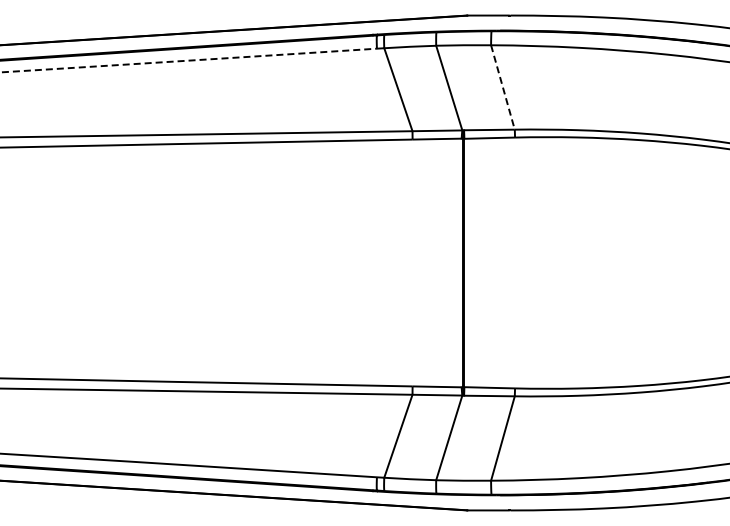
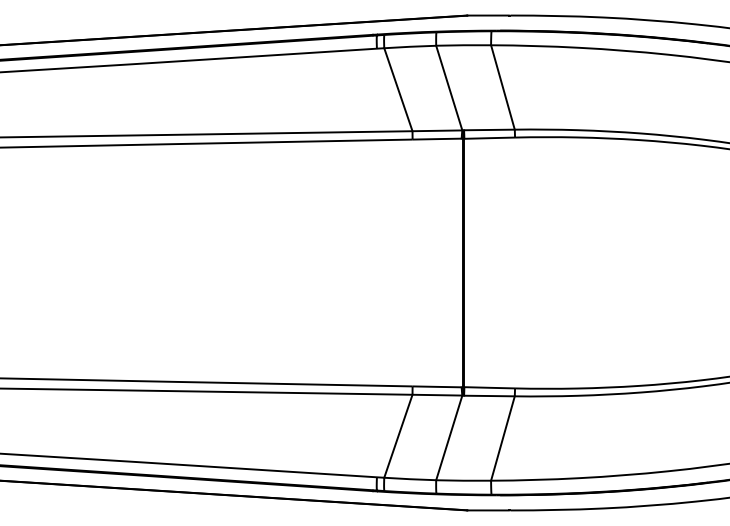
arc: dashed -> solid (188, 60)
line: dashed -> solid (502, 87)
